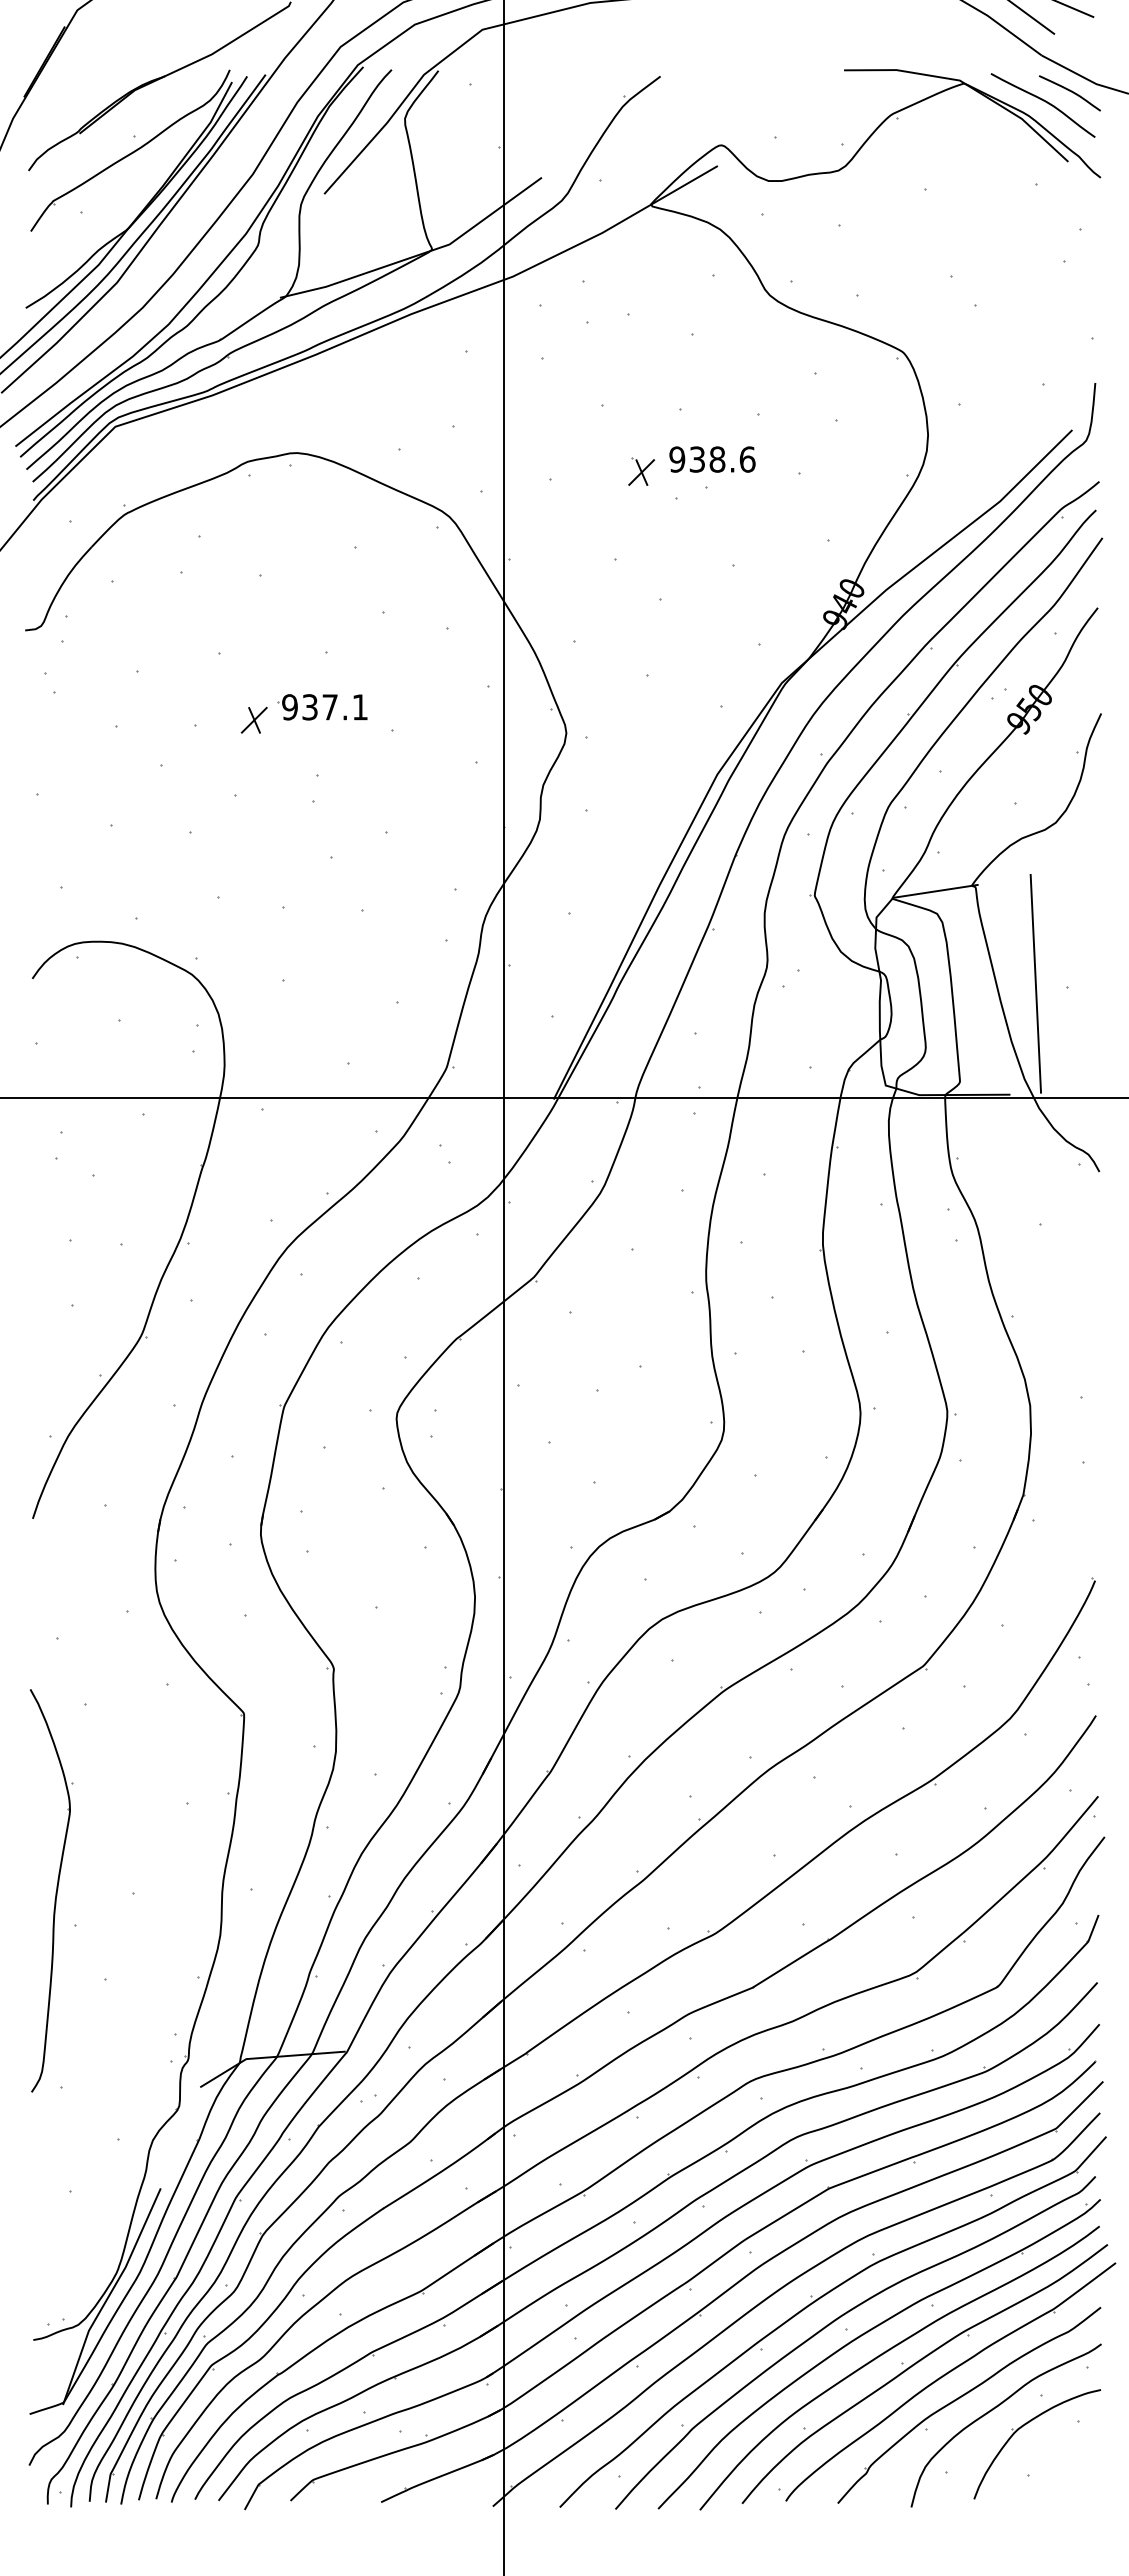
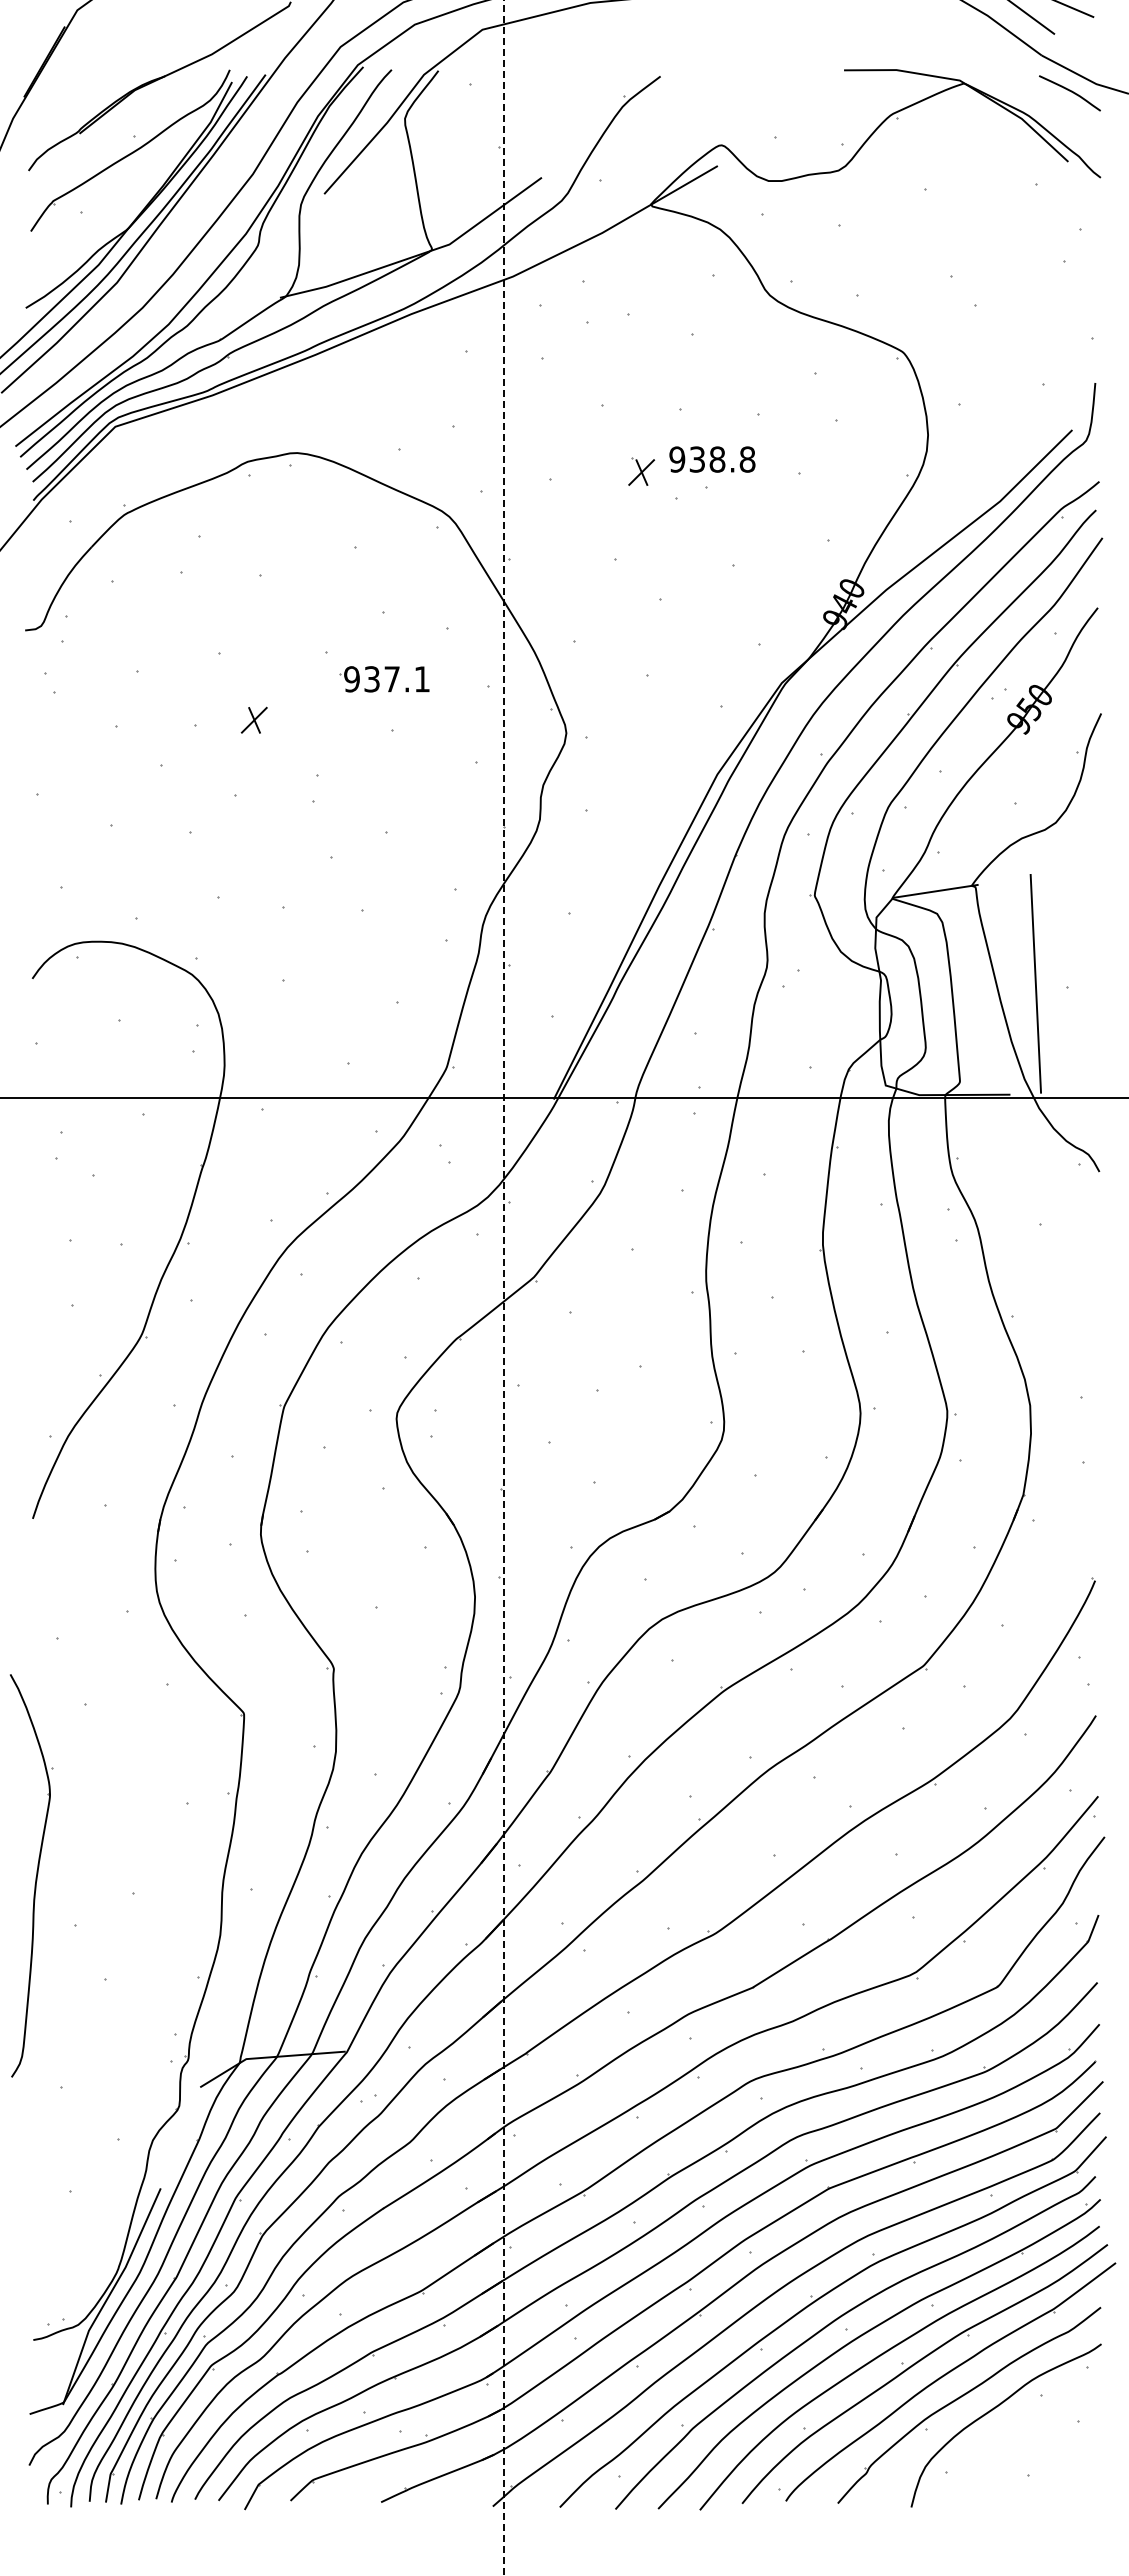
curve: present -> none (1043, 101)
text: 938.6 -> 938.8 (747, 459)
part position: (322, 707) -> (384, 679) (384, 679)
line: solid -> dashed (503, 1288)
part position: (51, 1890) -> (31, 1875) (31, 1875)
part: present -> none (1025, 2425)
